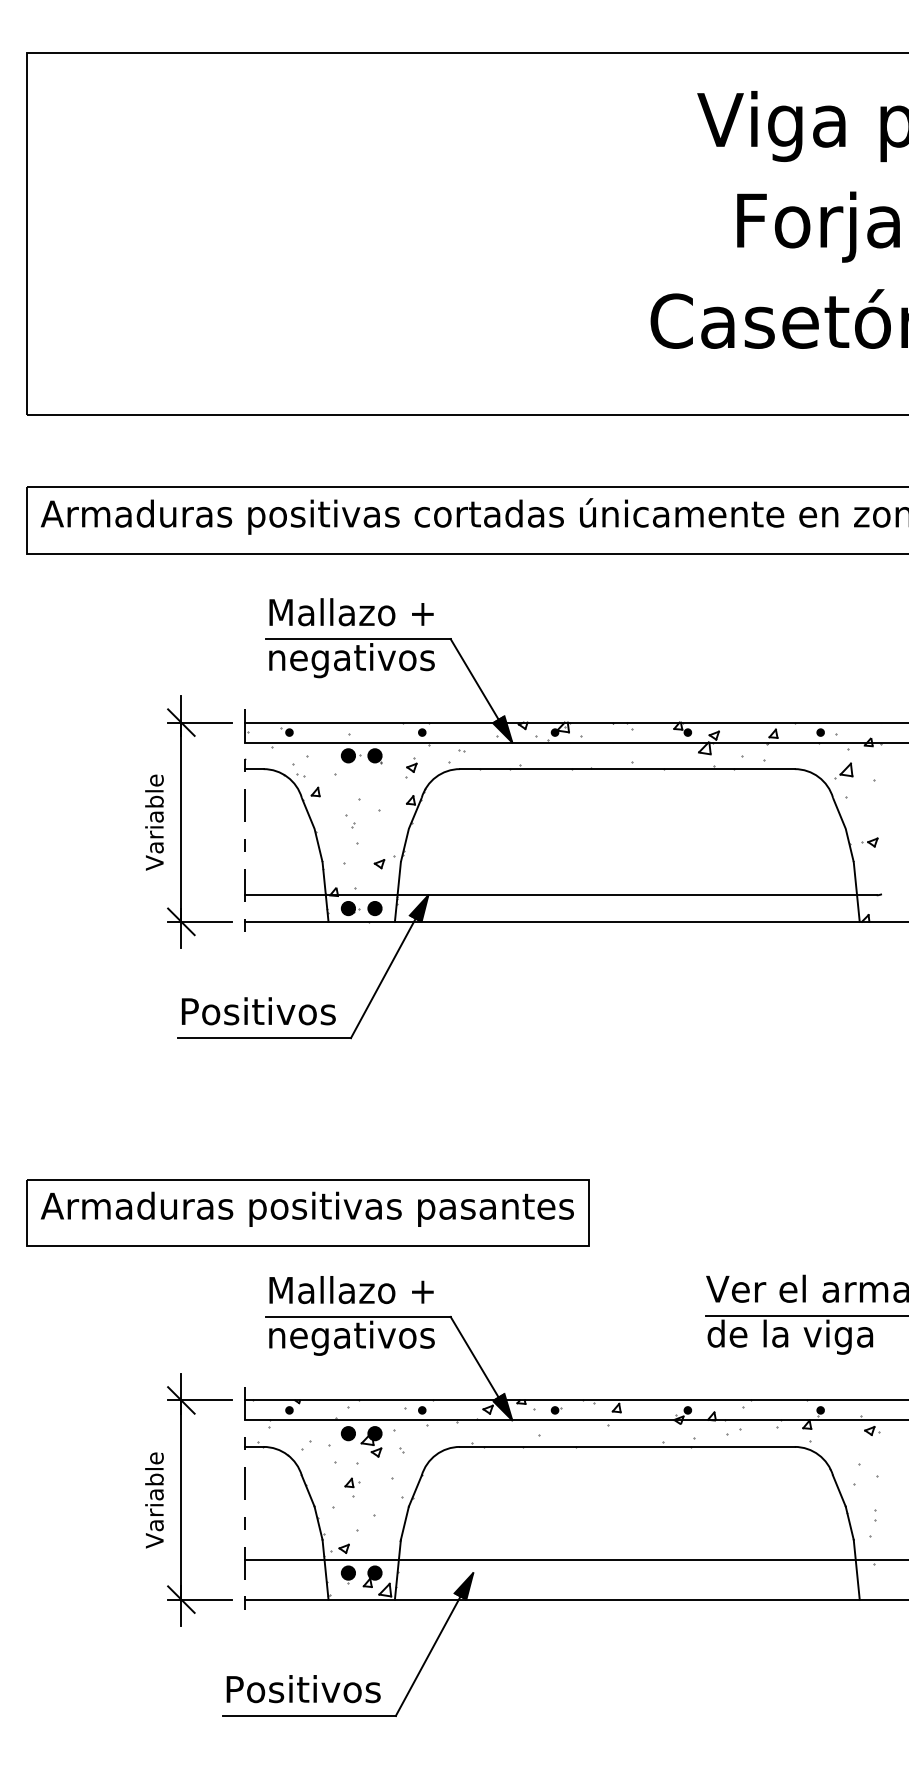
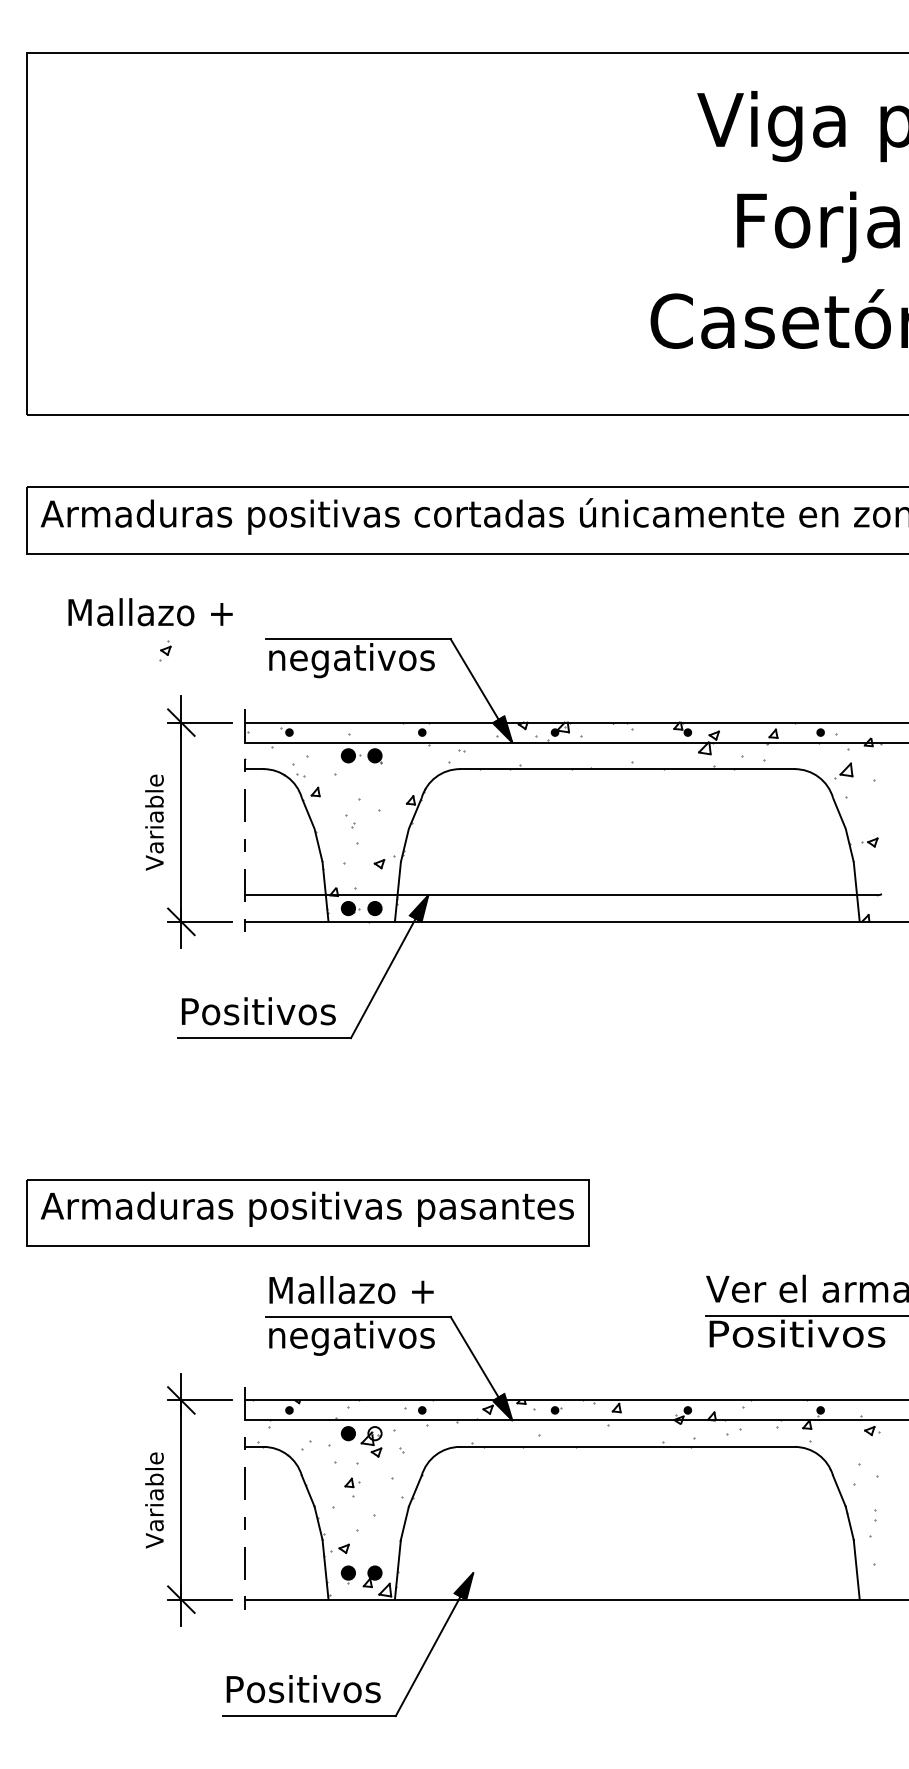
text position: (351, 612) -> (150, 612) (150, 612)
part position: (411, 767) -> (165, 650) (165, 650)
text: de la viga -> Positivos (796, 1336)
fill: present -> none (374, 1433)
line: present -> none (574, 1559)
